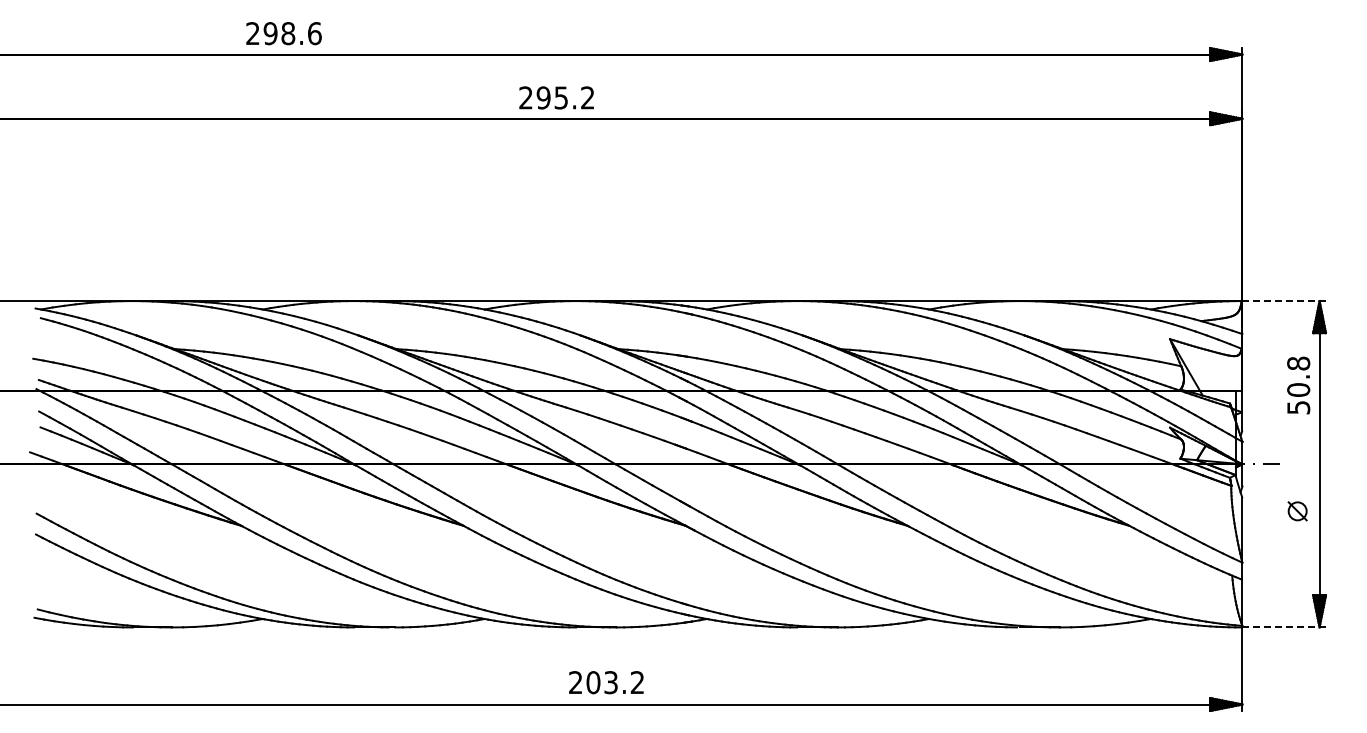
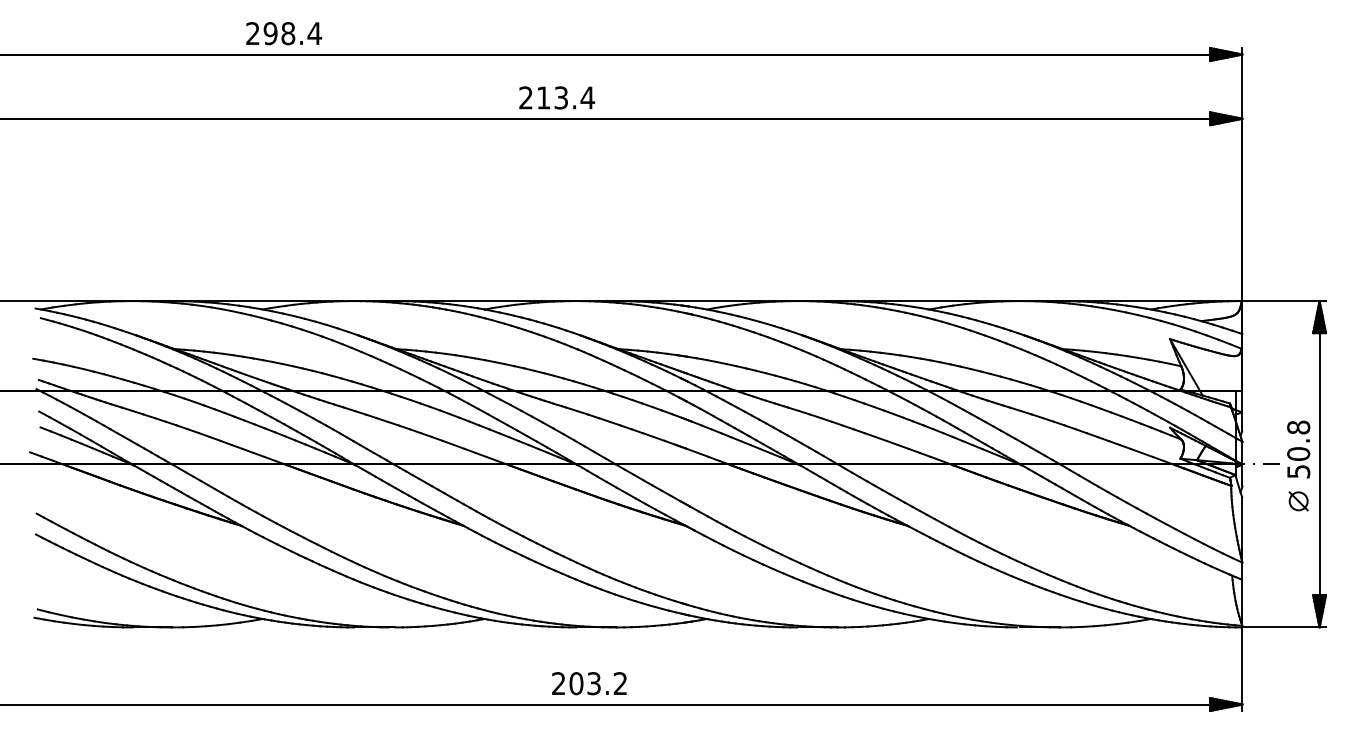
text: 298.6 -> 298.4 (314, 33)
text: 295.2 -> 213.4 (565, 97)
line: dashed -> solid (1284, 301)
text position: (1298, 385) -> (1298, 449) (1298, 449)
part position: (1297, 511) -> (1298, 501) (1298, 501)
line: dashed -> solid (1284, 627)
text position: (606, 682) -> (589, 683) (589, 683)
